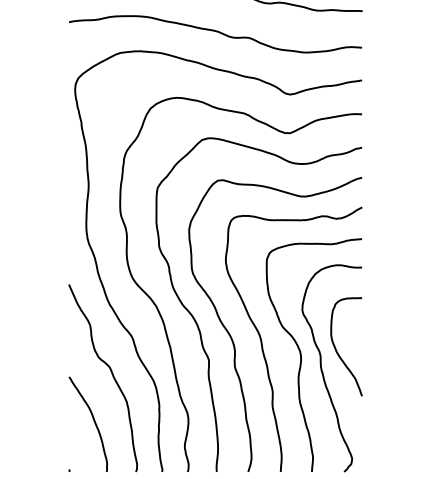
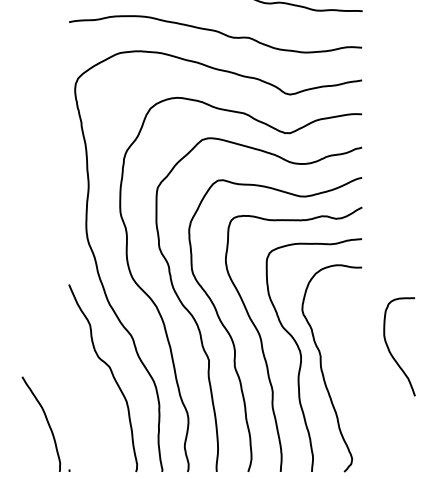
curve position: (337, 350) -> (390, 350) (390, 350)
curve position: (93, 421) -> (46, 421) (46, 421)
